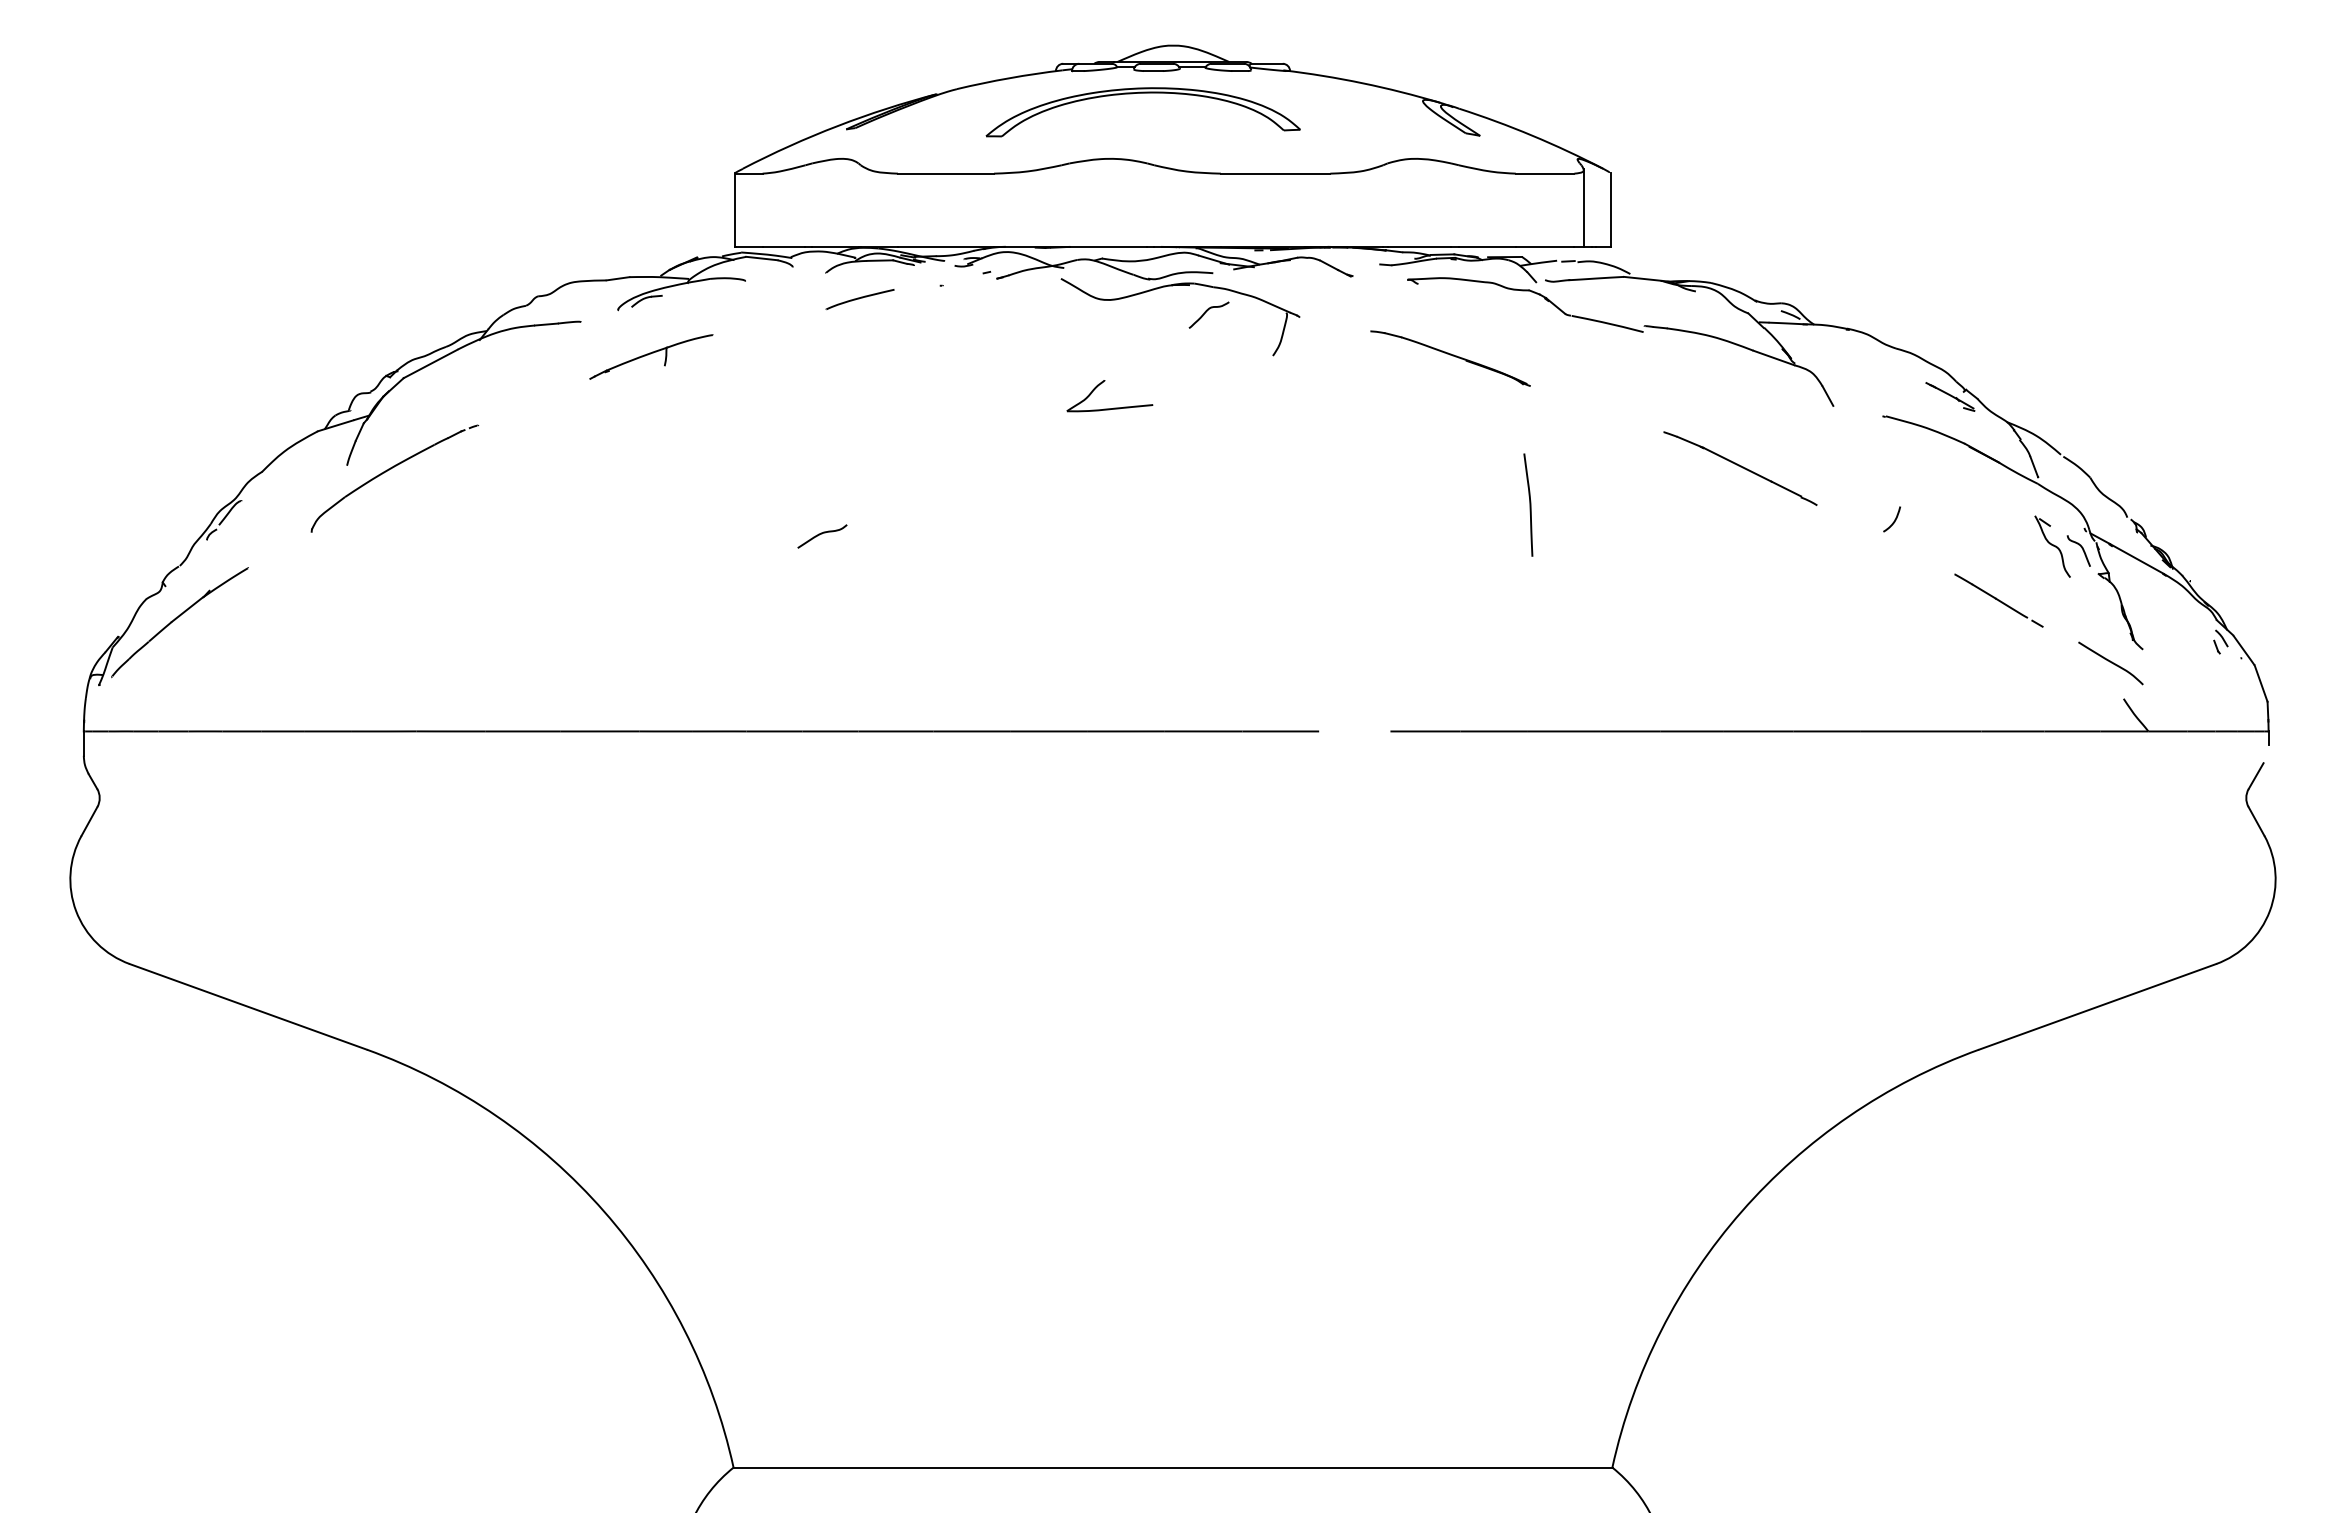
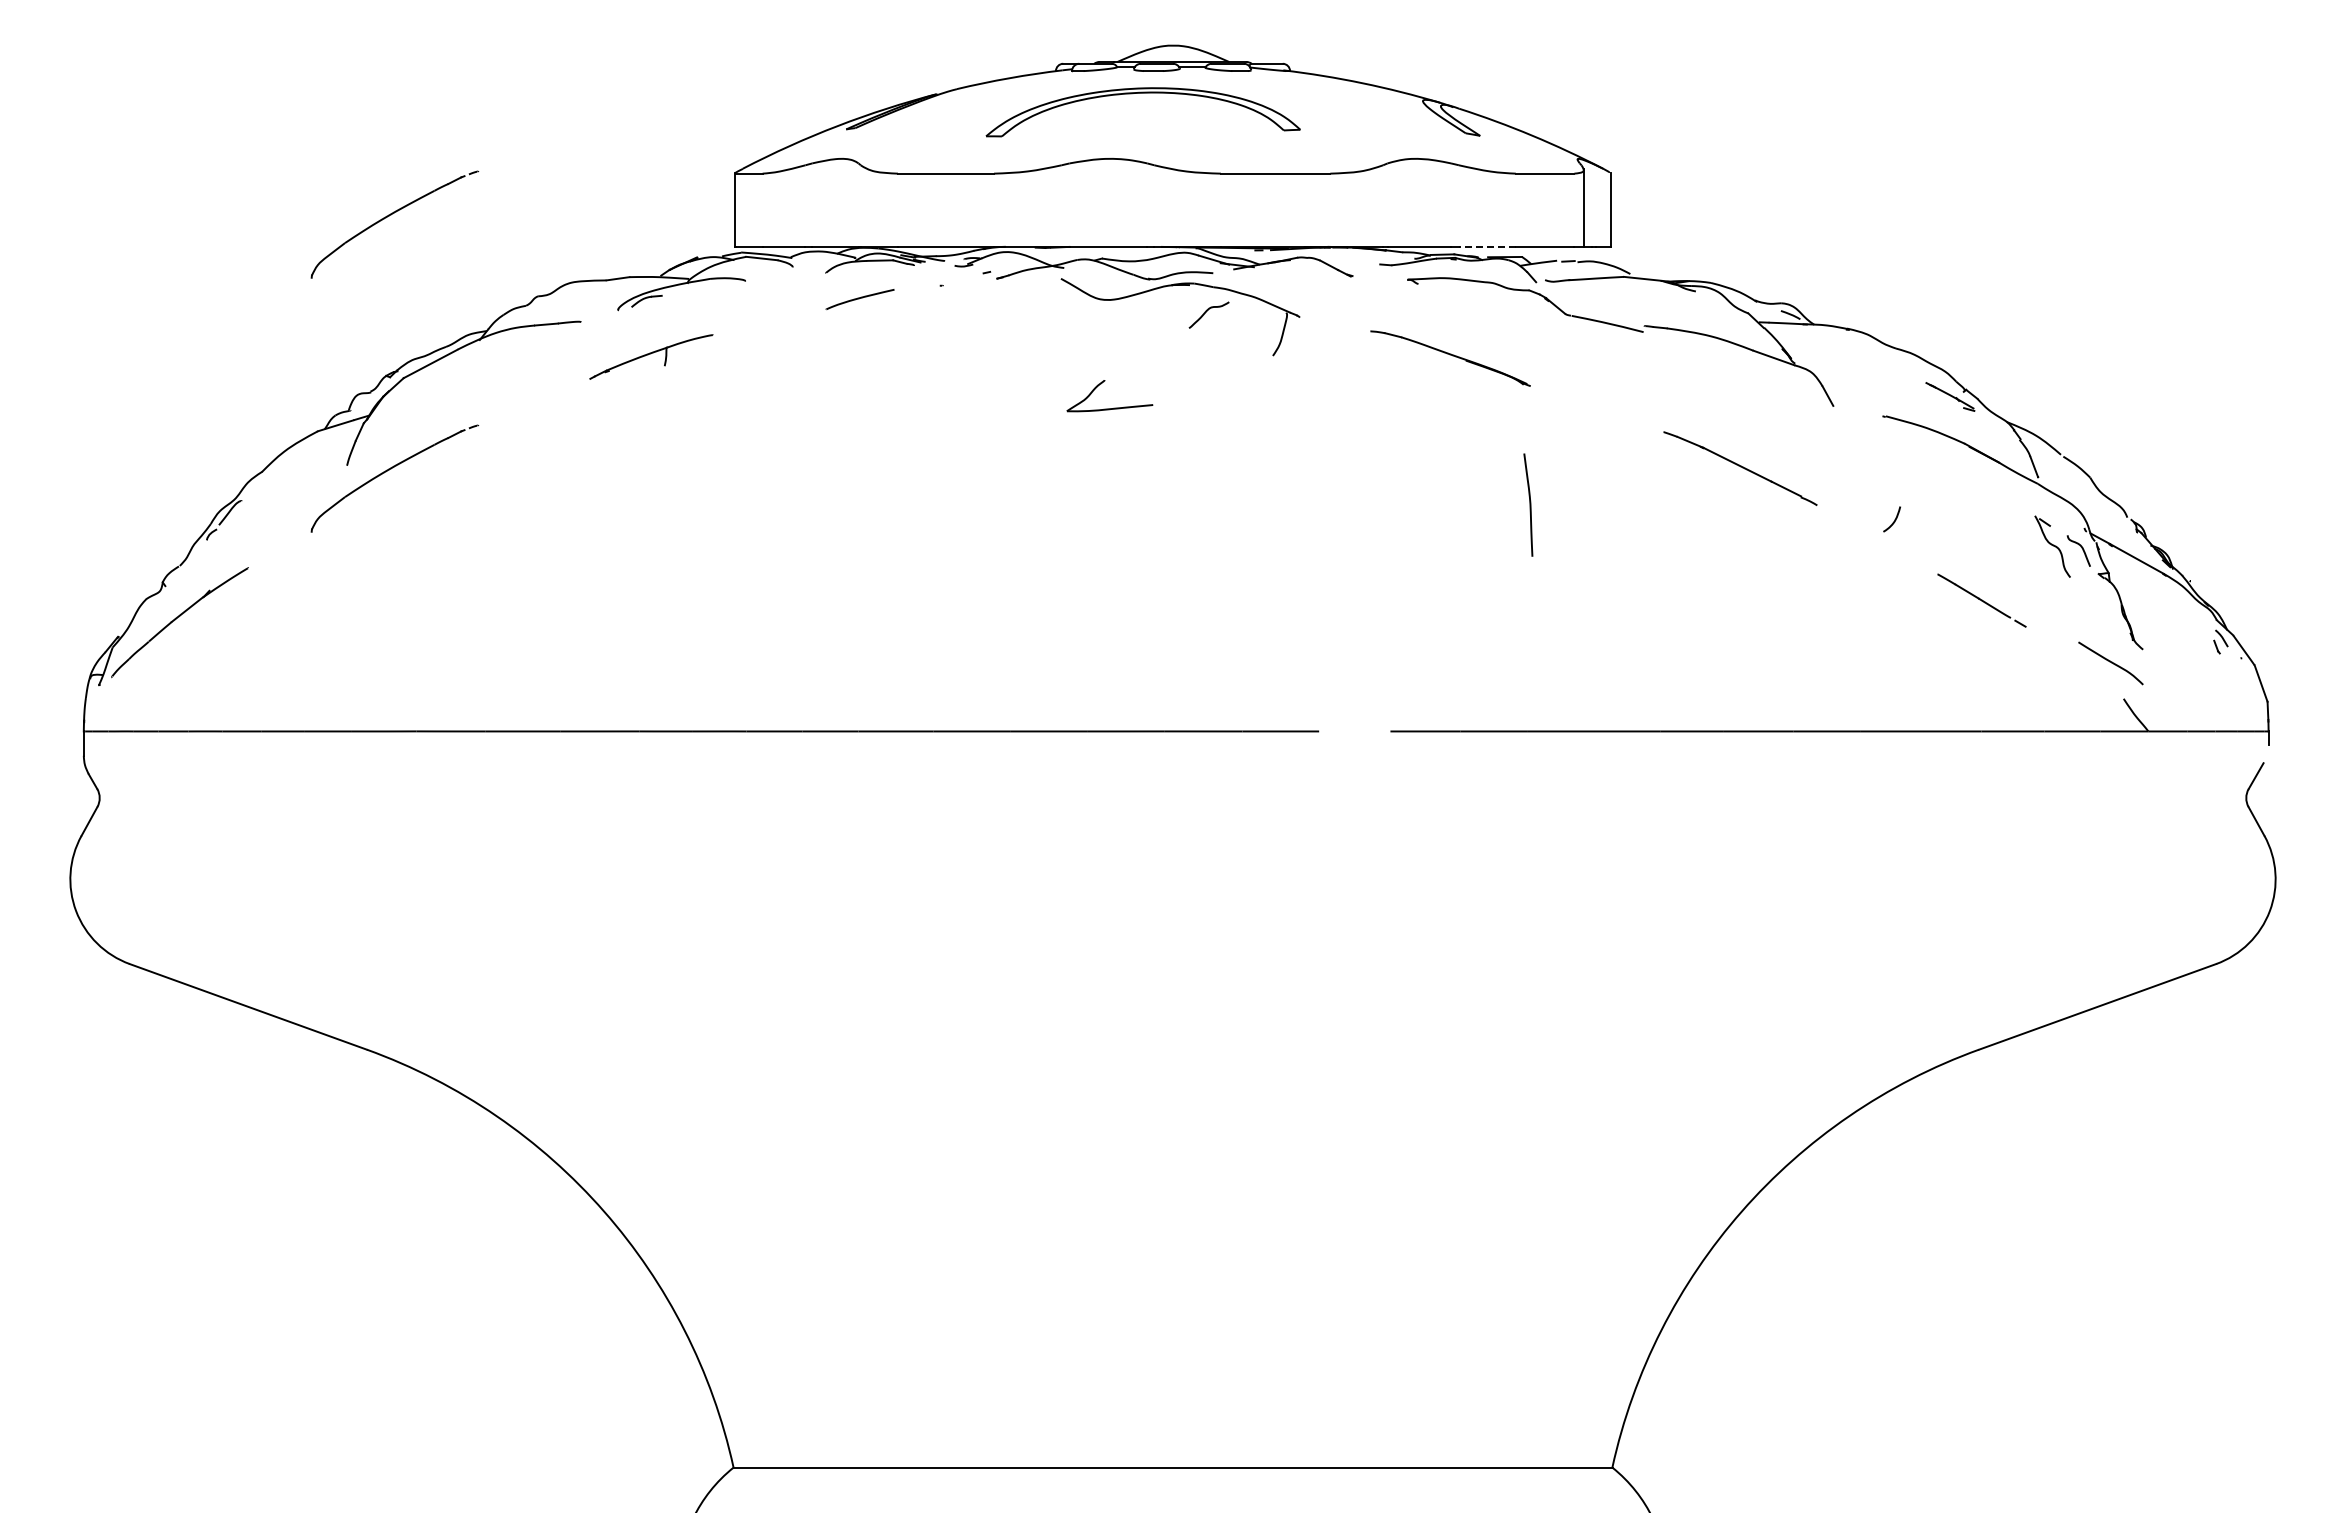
part: none -> present (389, 216)
line: solid -> dashed (1486, 246)
curve: present -> none (822, 534)
line position: (1998, 600) -> (1981, 600) (1981, 600)
